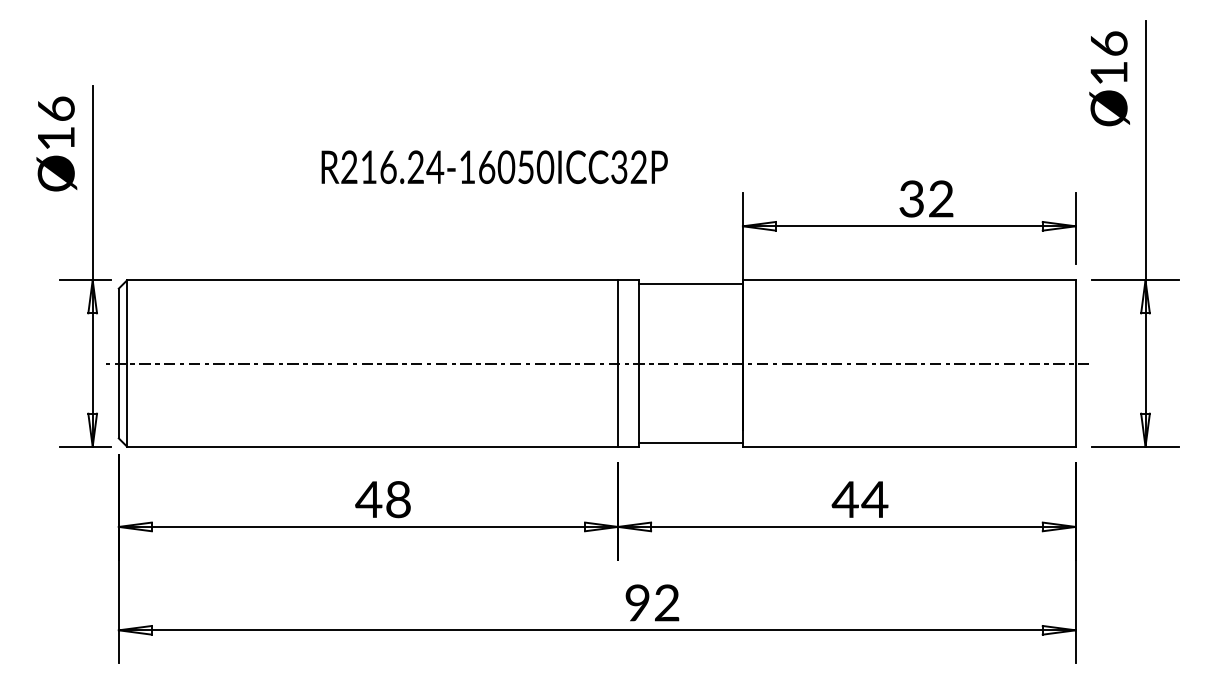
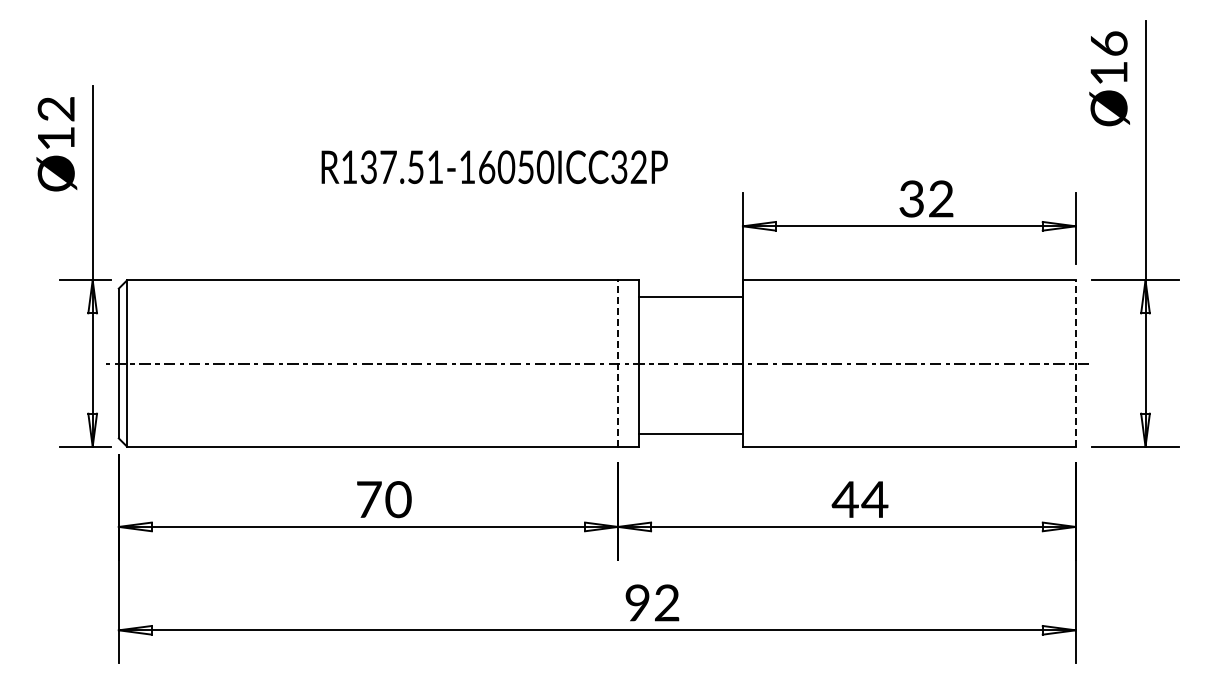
text: Ø16 -> Ø12 (55, 108)
text: R216.24-16050ICC32P -> R137.51-16050ICC32P (392, 167)
line position: (690, 284) -> (690, 297) (690, 297)
line: solid -> dashed (618, 363)
line: solid -> dashed (1075, 363)
line position: (690, 442) -> (690, 433) (690, 433)
text: 48 -> 70 (383, 499)
